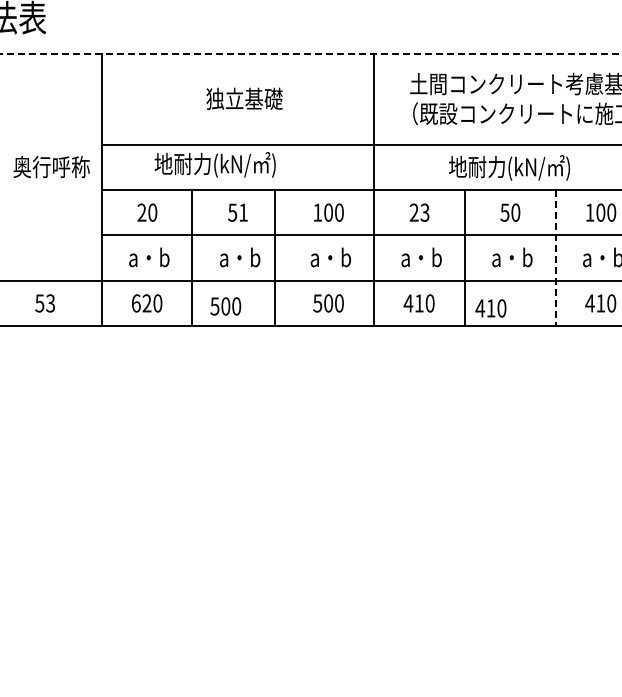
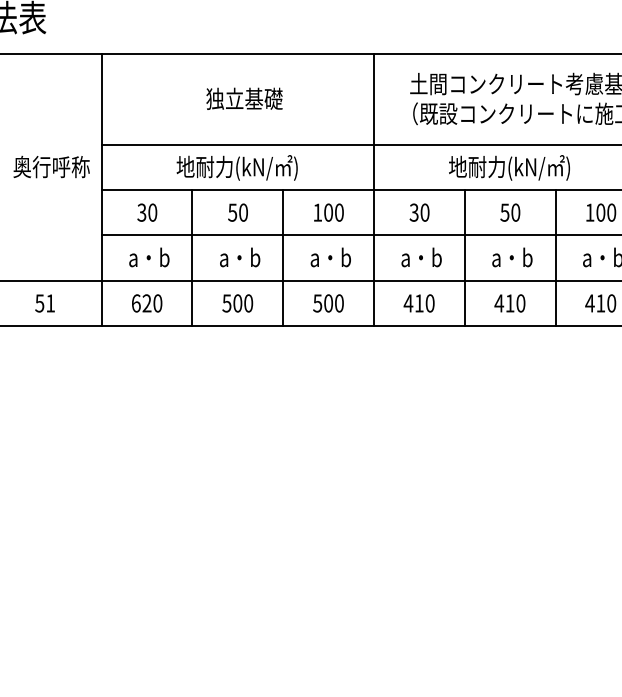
line: dashed -> solid (311, 53)
text position: (214, 164) -> (236, 167) (236, 167)
text: 20 -> 30 (141, 212)
text: 51 -> 50 (243, 212)
text: 23 -> 30 (419, 212)
line position: (275, 258) -> (283, 258) (283, 258)
line: dashed -> solid (555, 258)
text: 53 -> 51 (50, 303)
text position: (225, 306) -> (237, 303) (237, 303)
text position: (490, 308) -> (509, 303) (509, 303)
